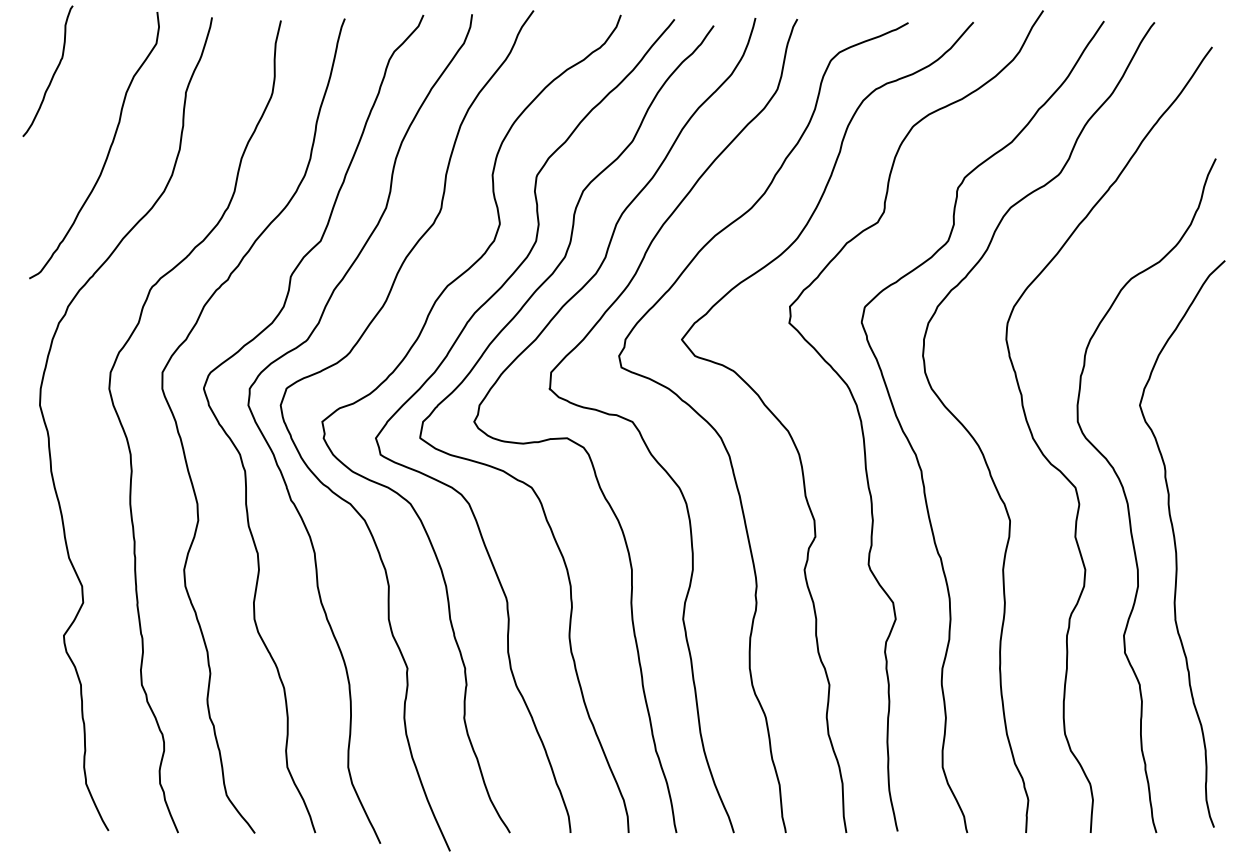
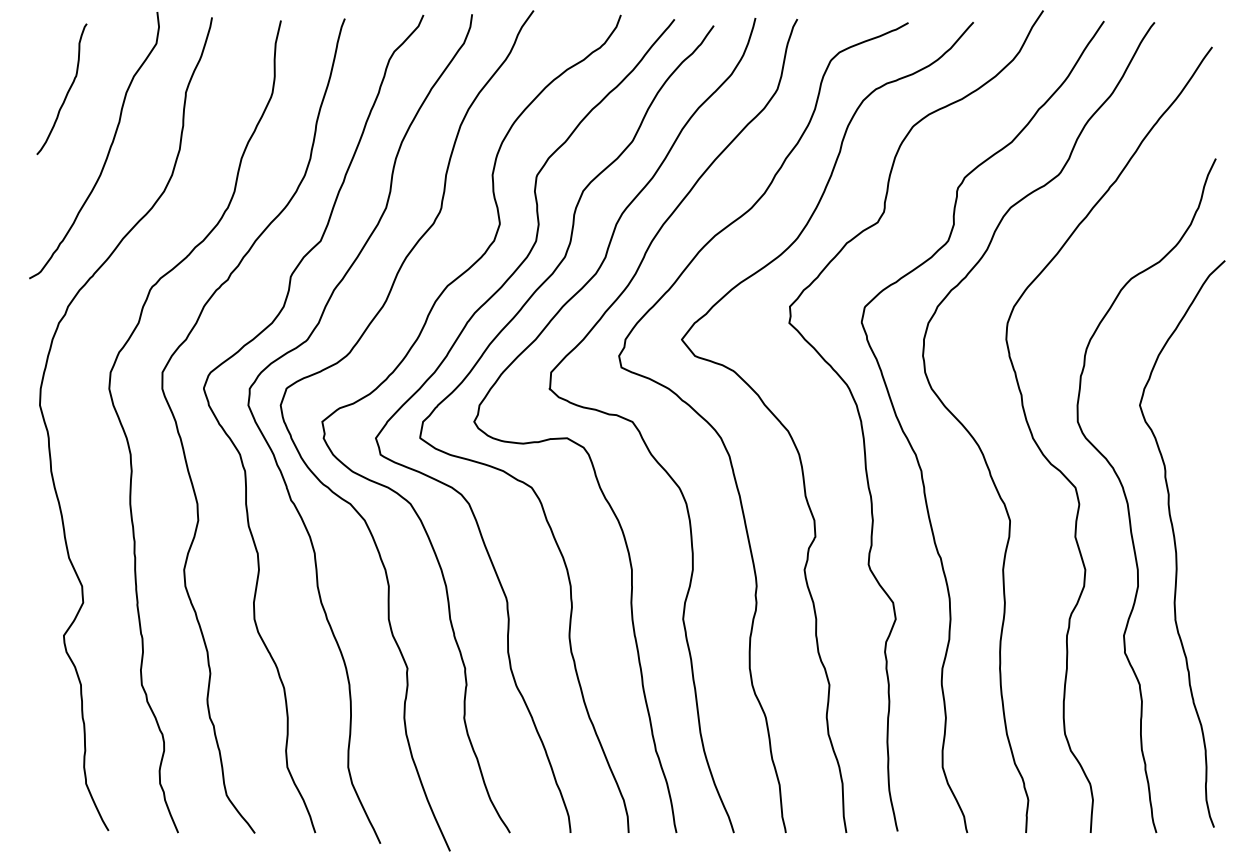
curve position: (53, 73) -> (67, 91) (67, 91)
